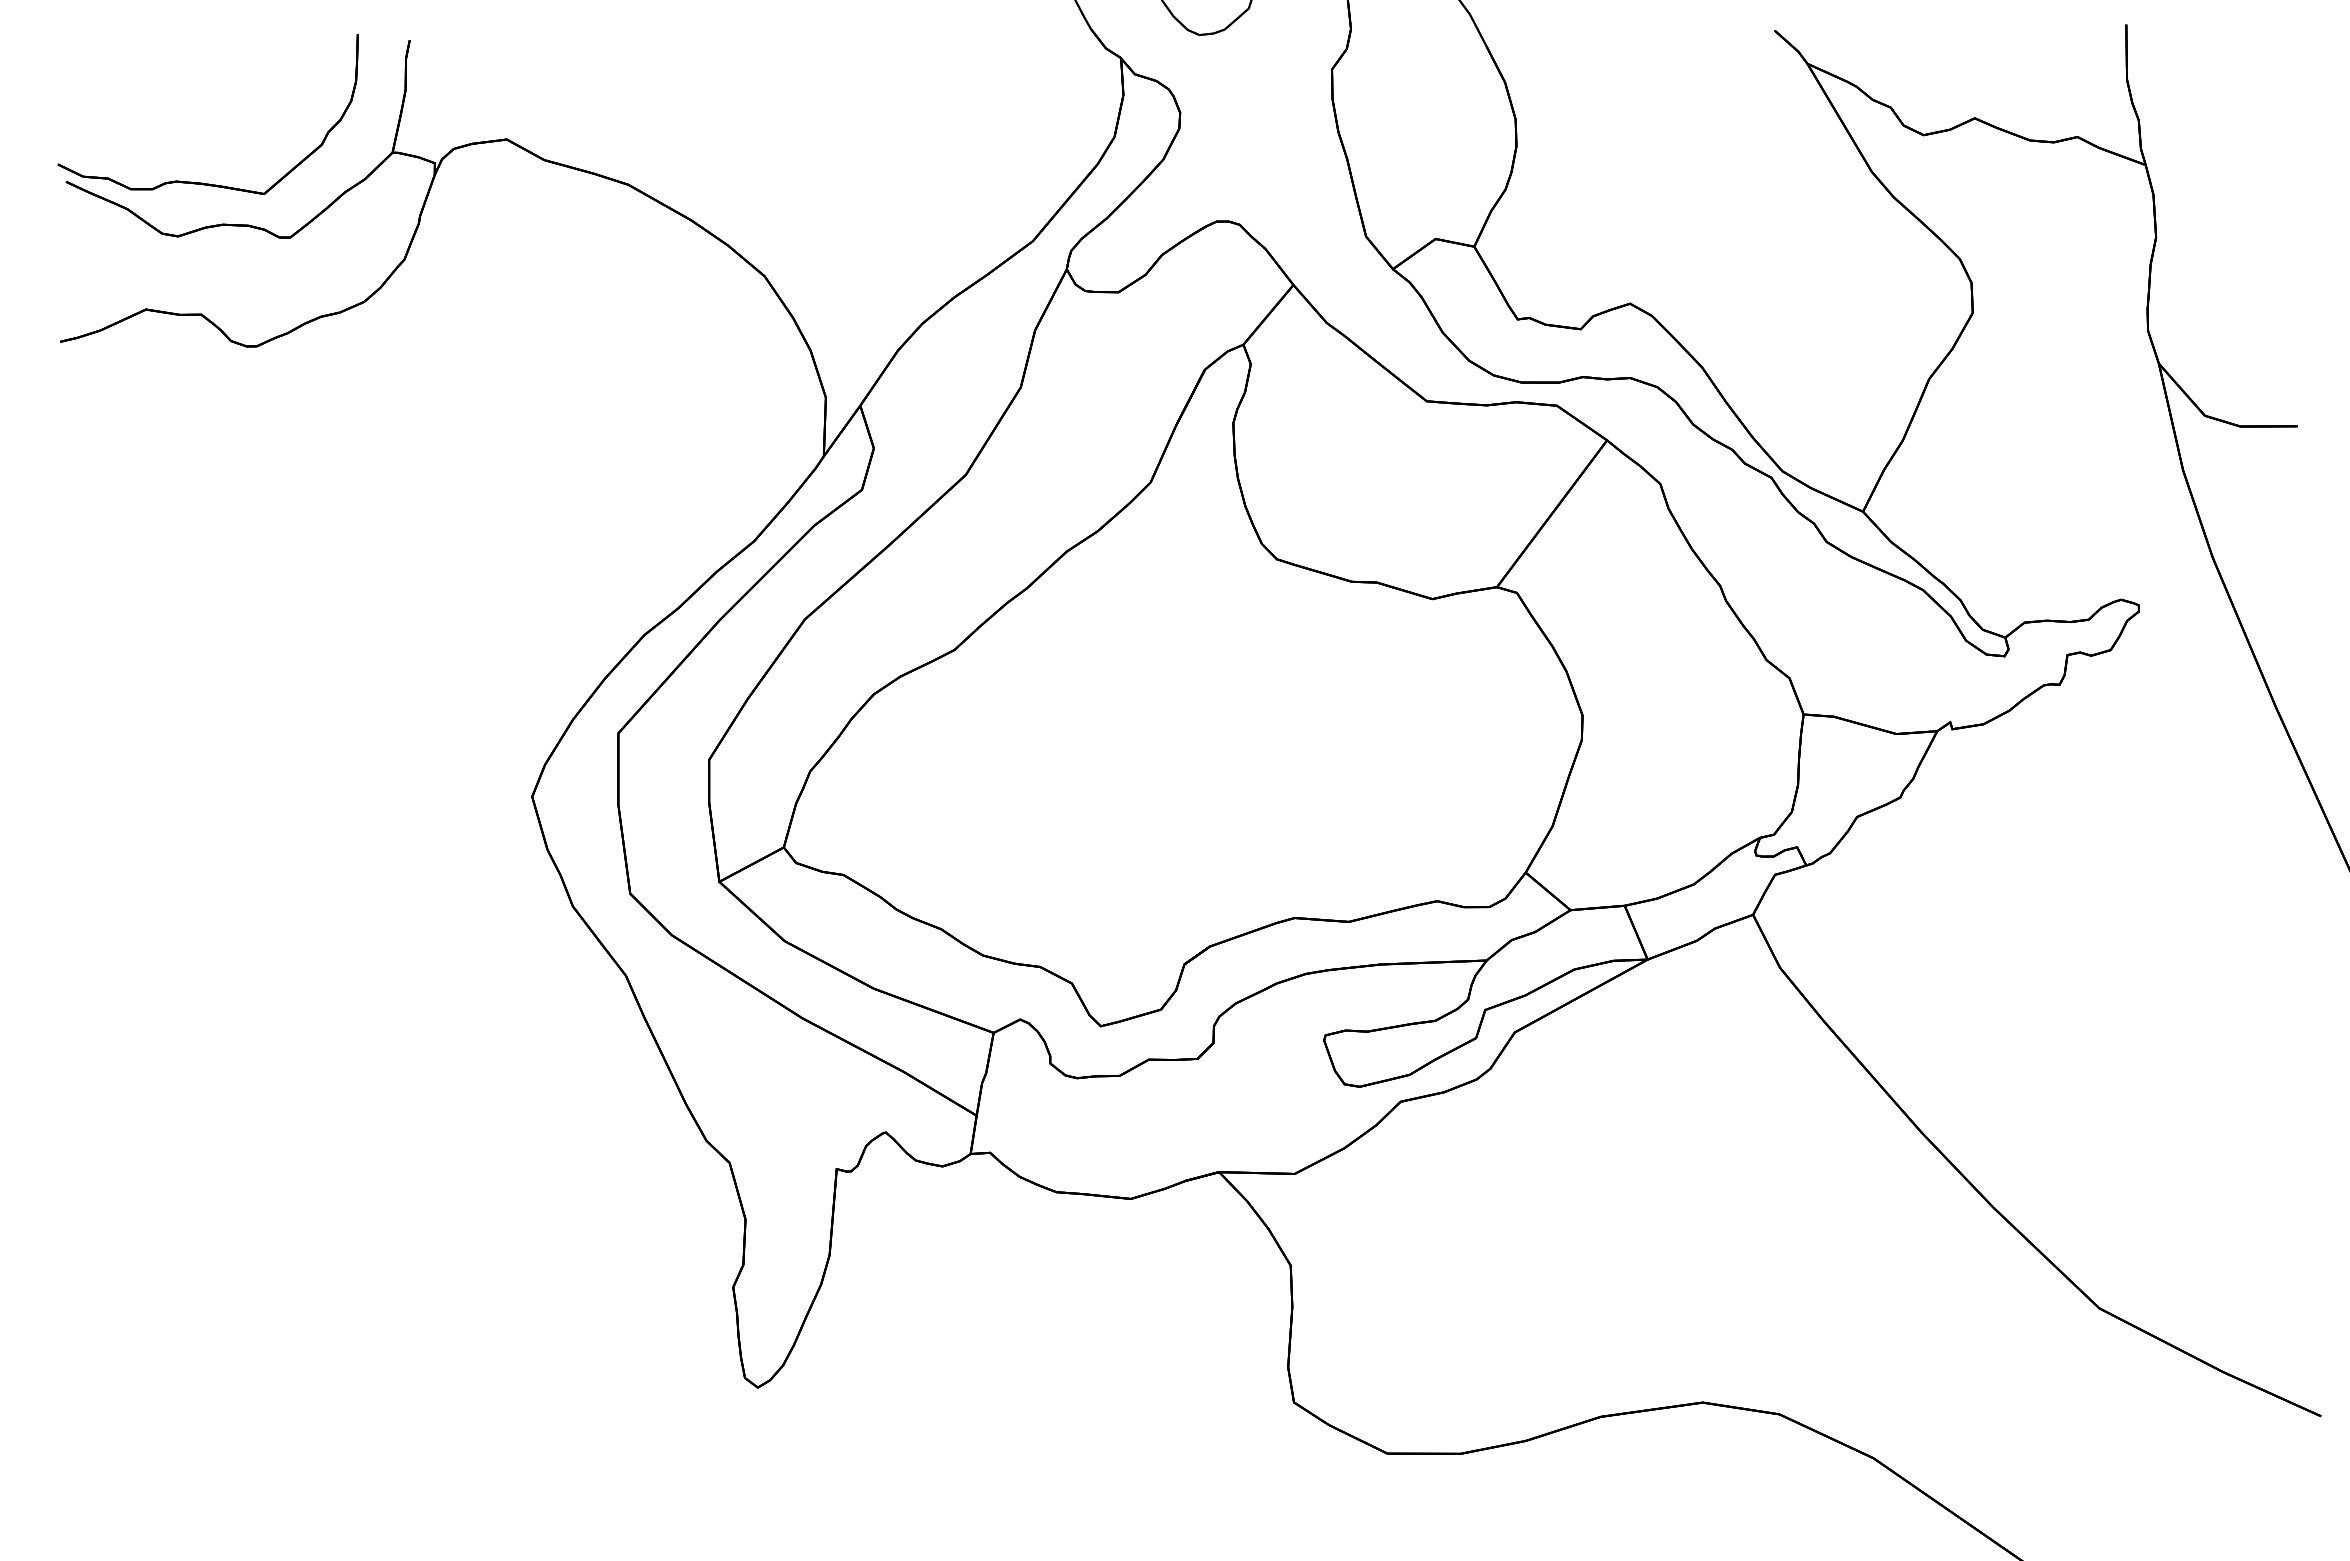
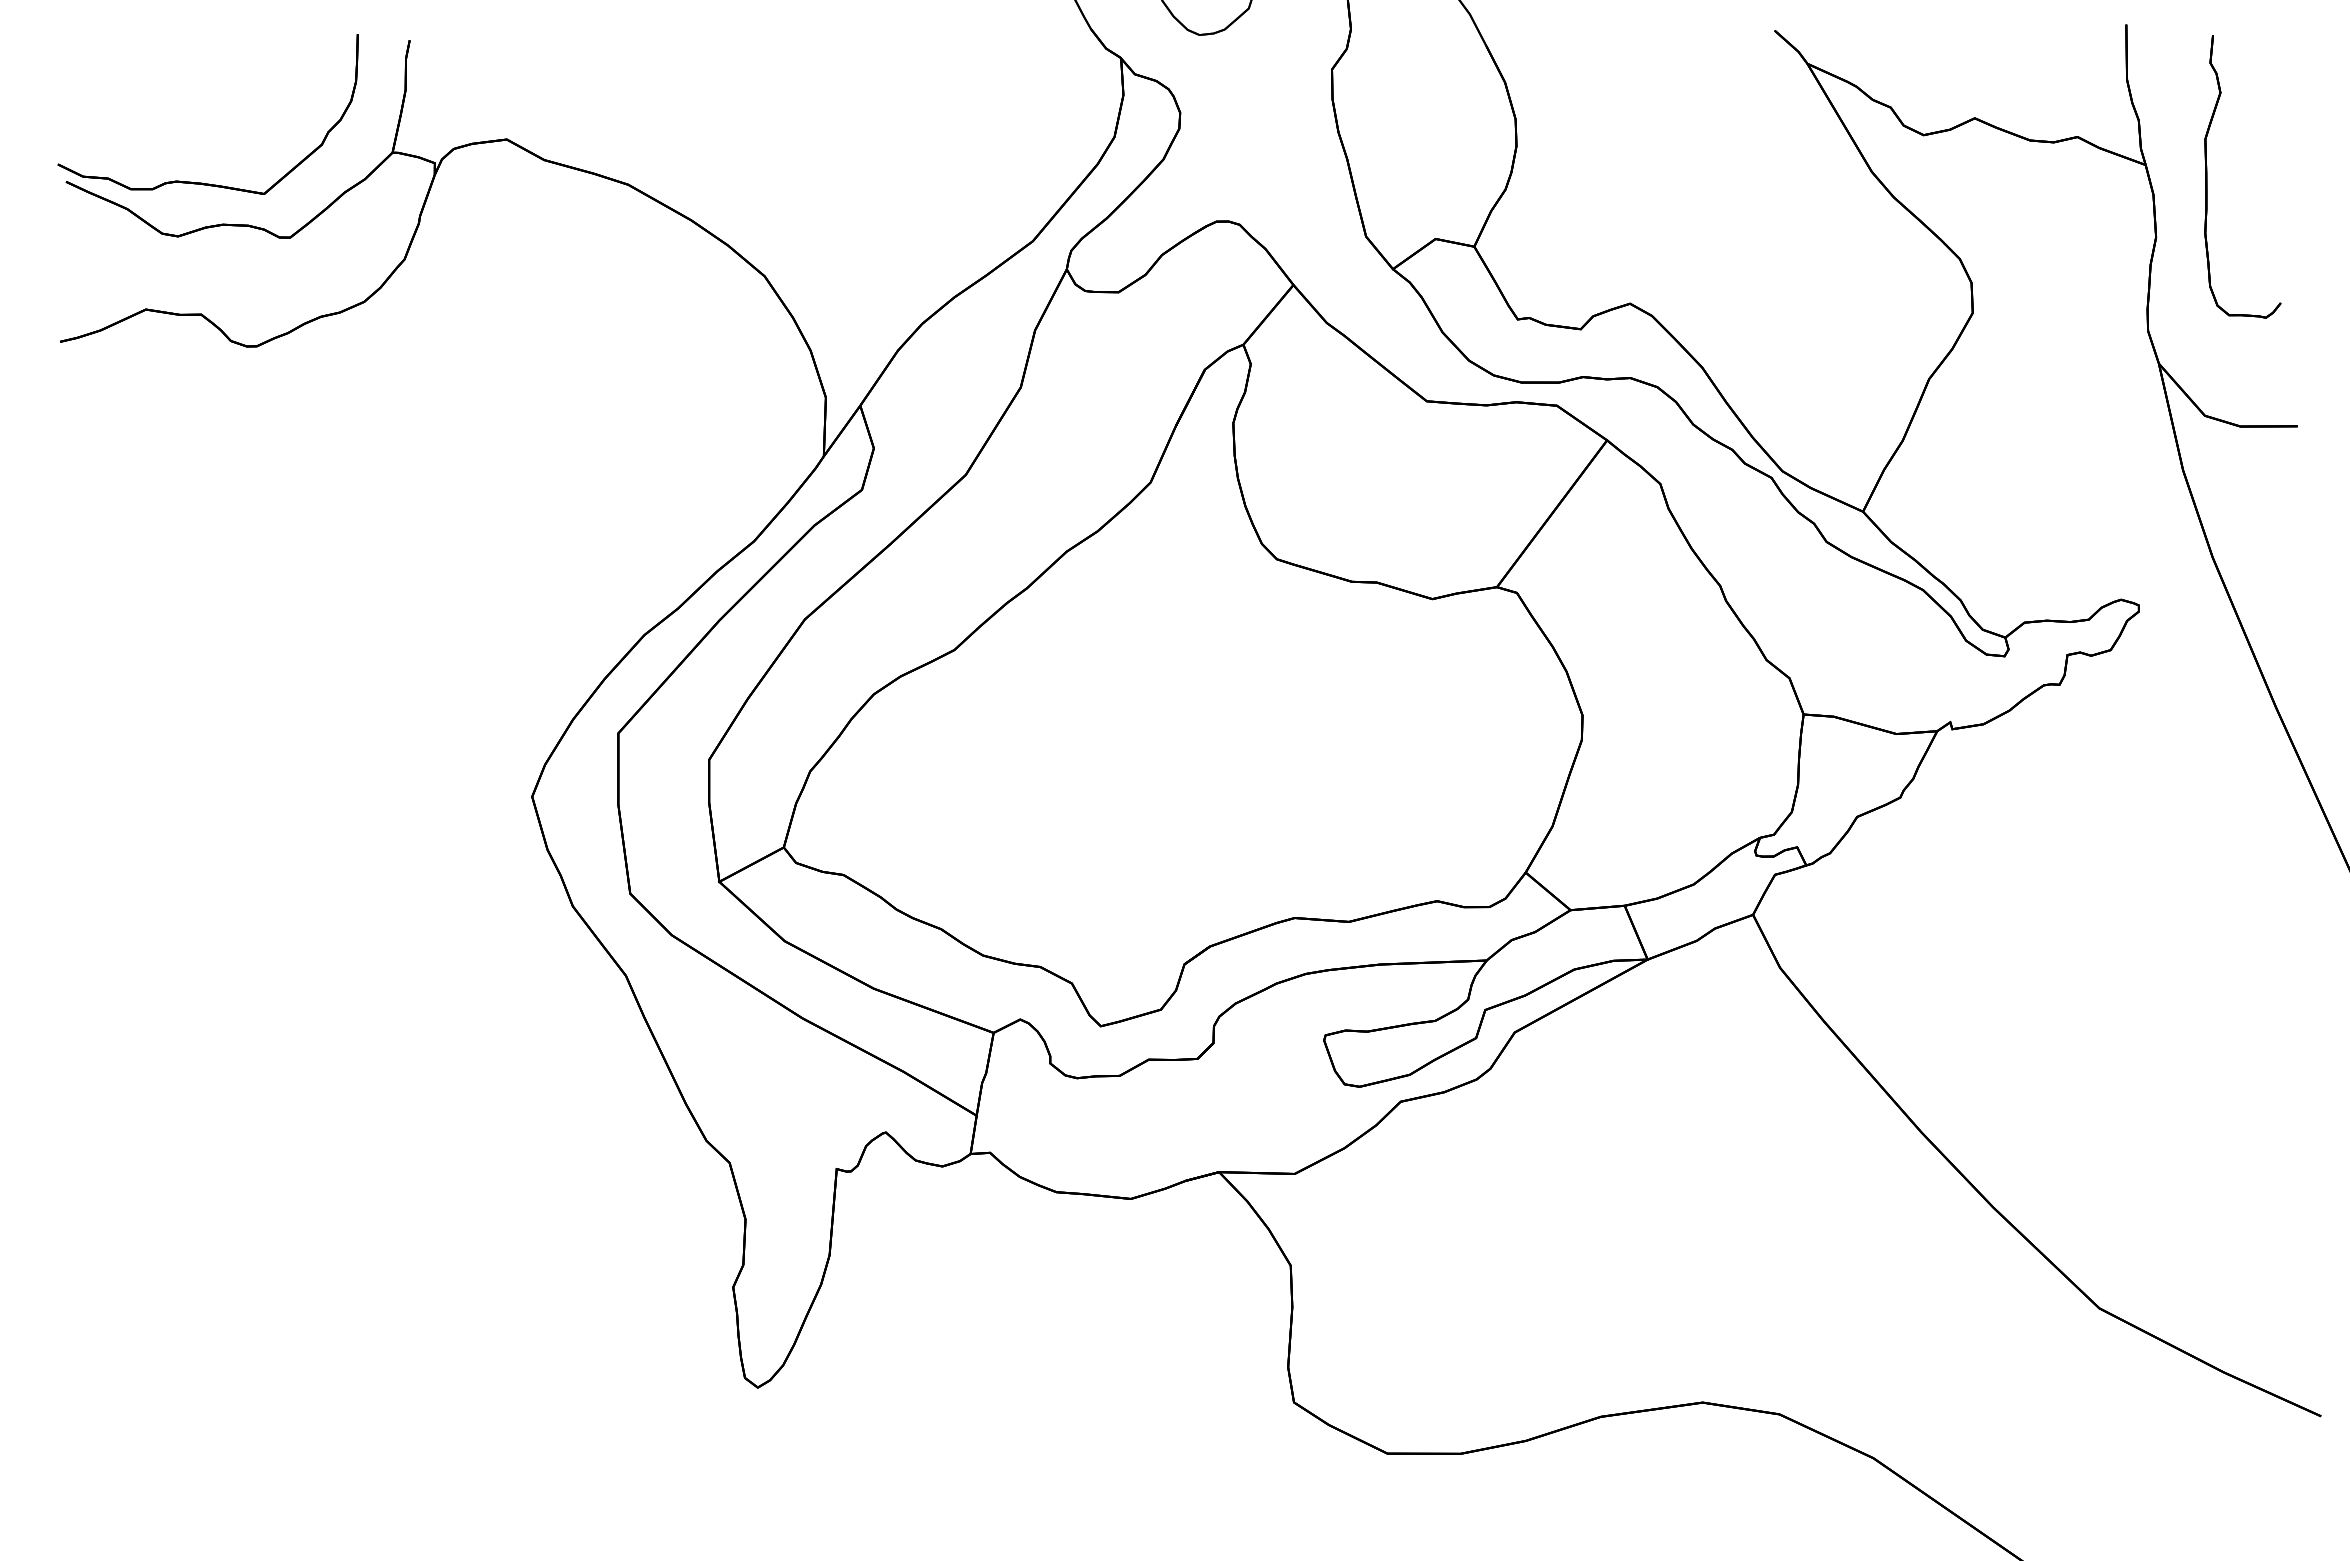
part: none -> present (2207, 176)
